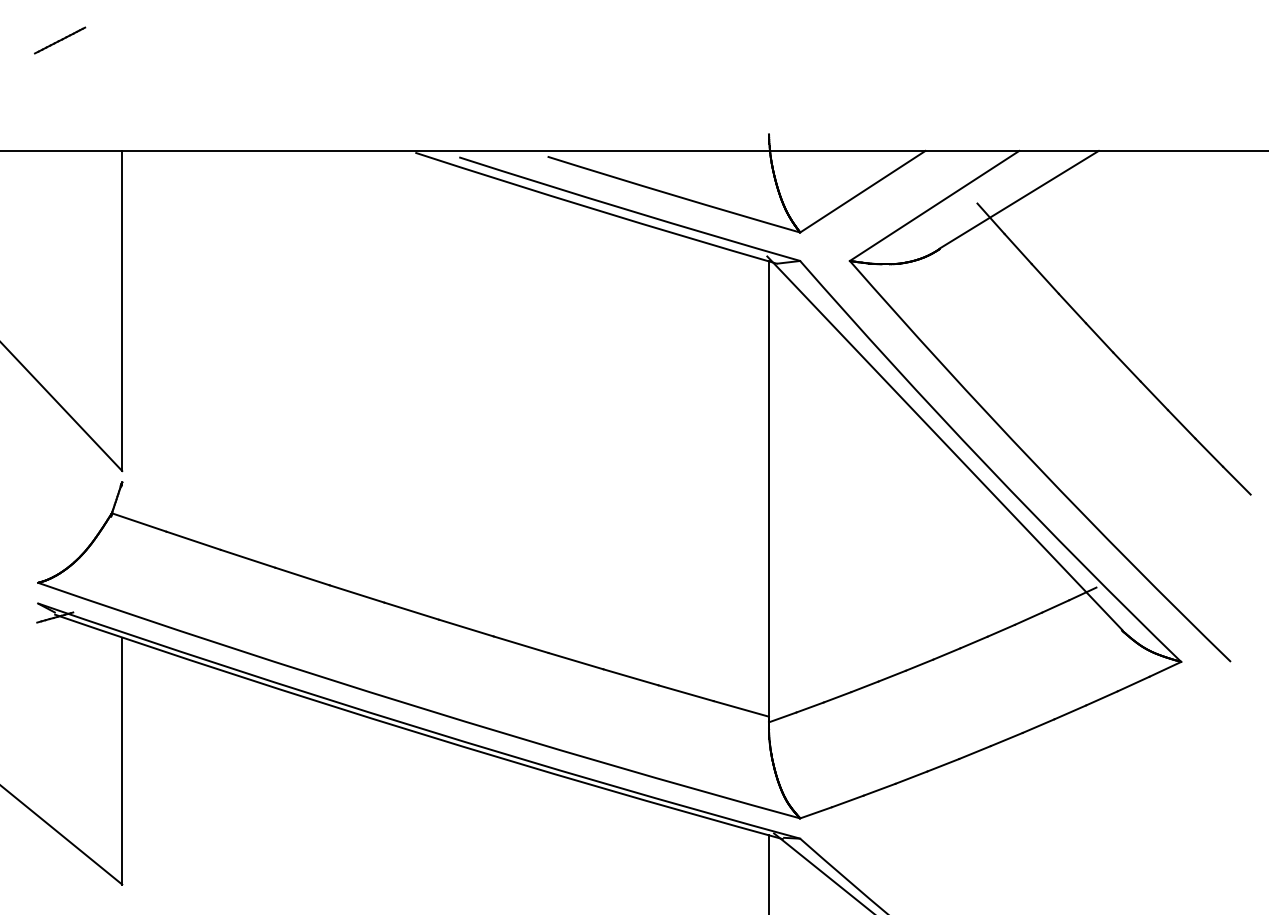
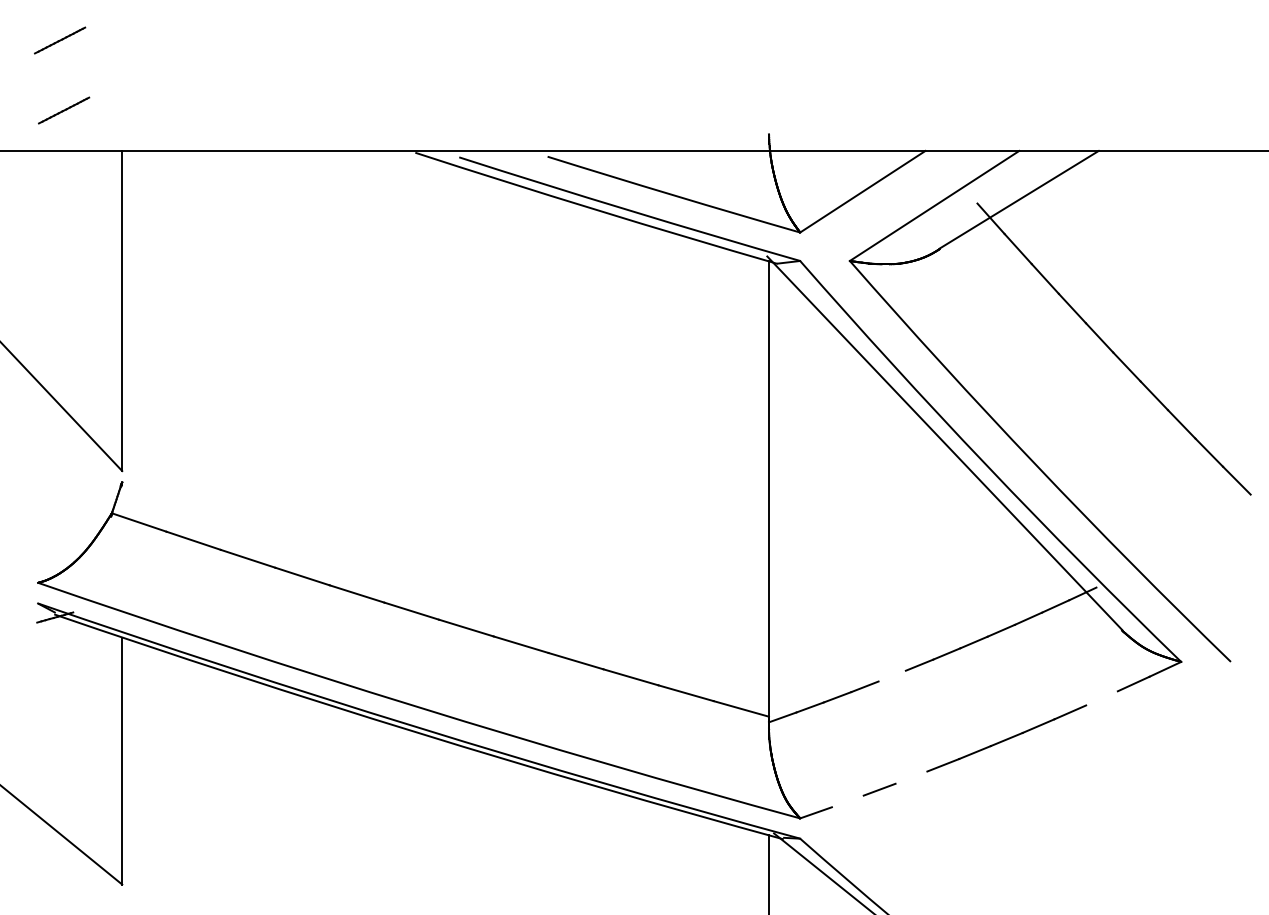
line: none -> present (64, 110)
line: present -> none (891, 675)
line: present -> none (1101, 698)
line: present -> none (911, 777)
line: present -> none (847, 801)
